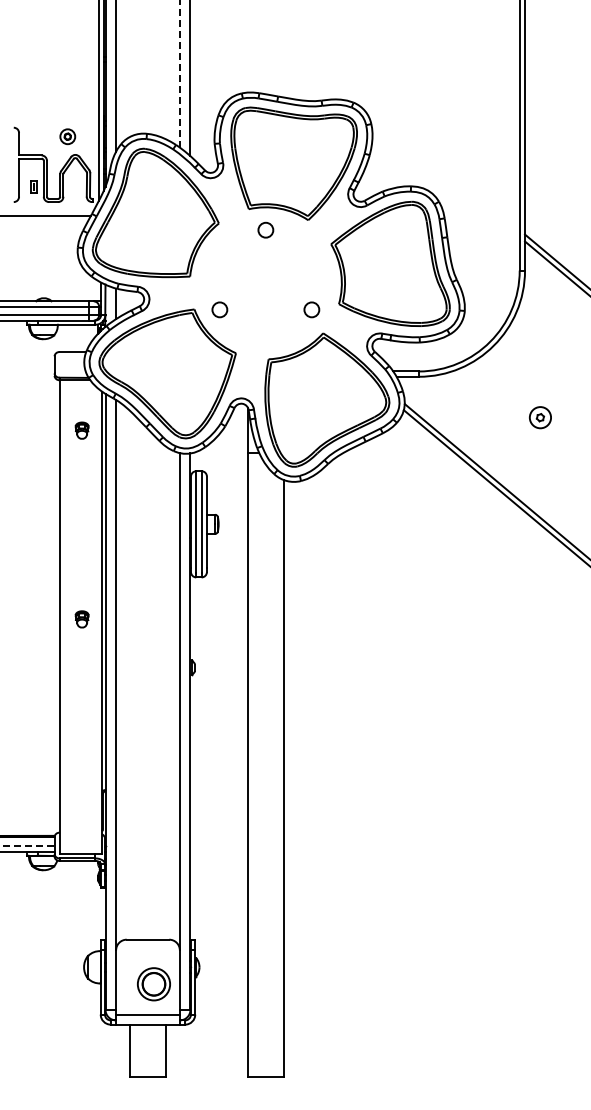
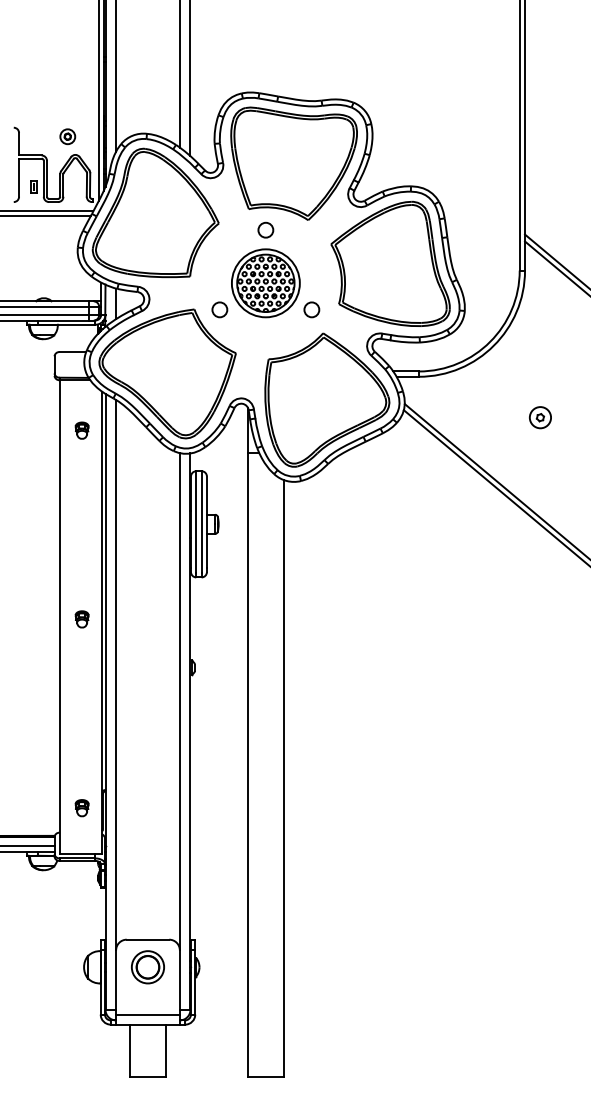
line: dashed -> solid (179, 74)
line: none -> present (47, 211)
part: none -> present (265, 283)
part: none -> present (81, 808)
line: dashed -> solid (27, 846)
part position: (153, 984) -> (147, 967) (147, 967)
